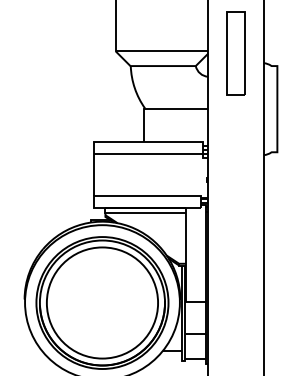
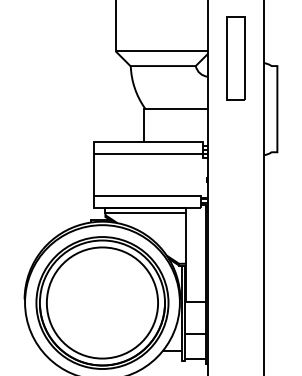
part position: (235, 53) -> (235, 58) (235, 58)
